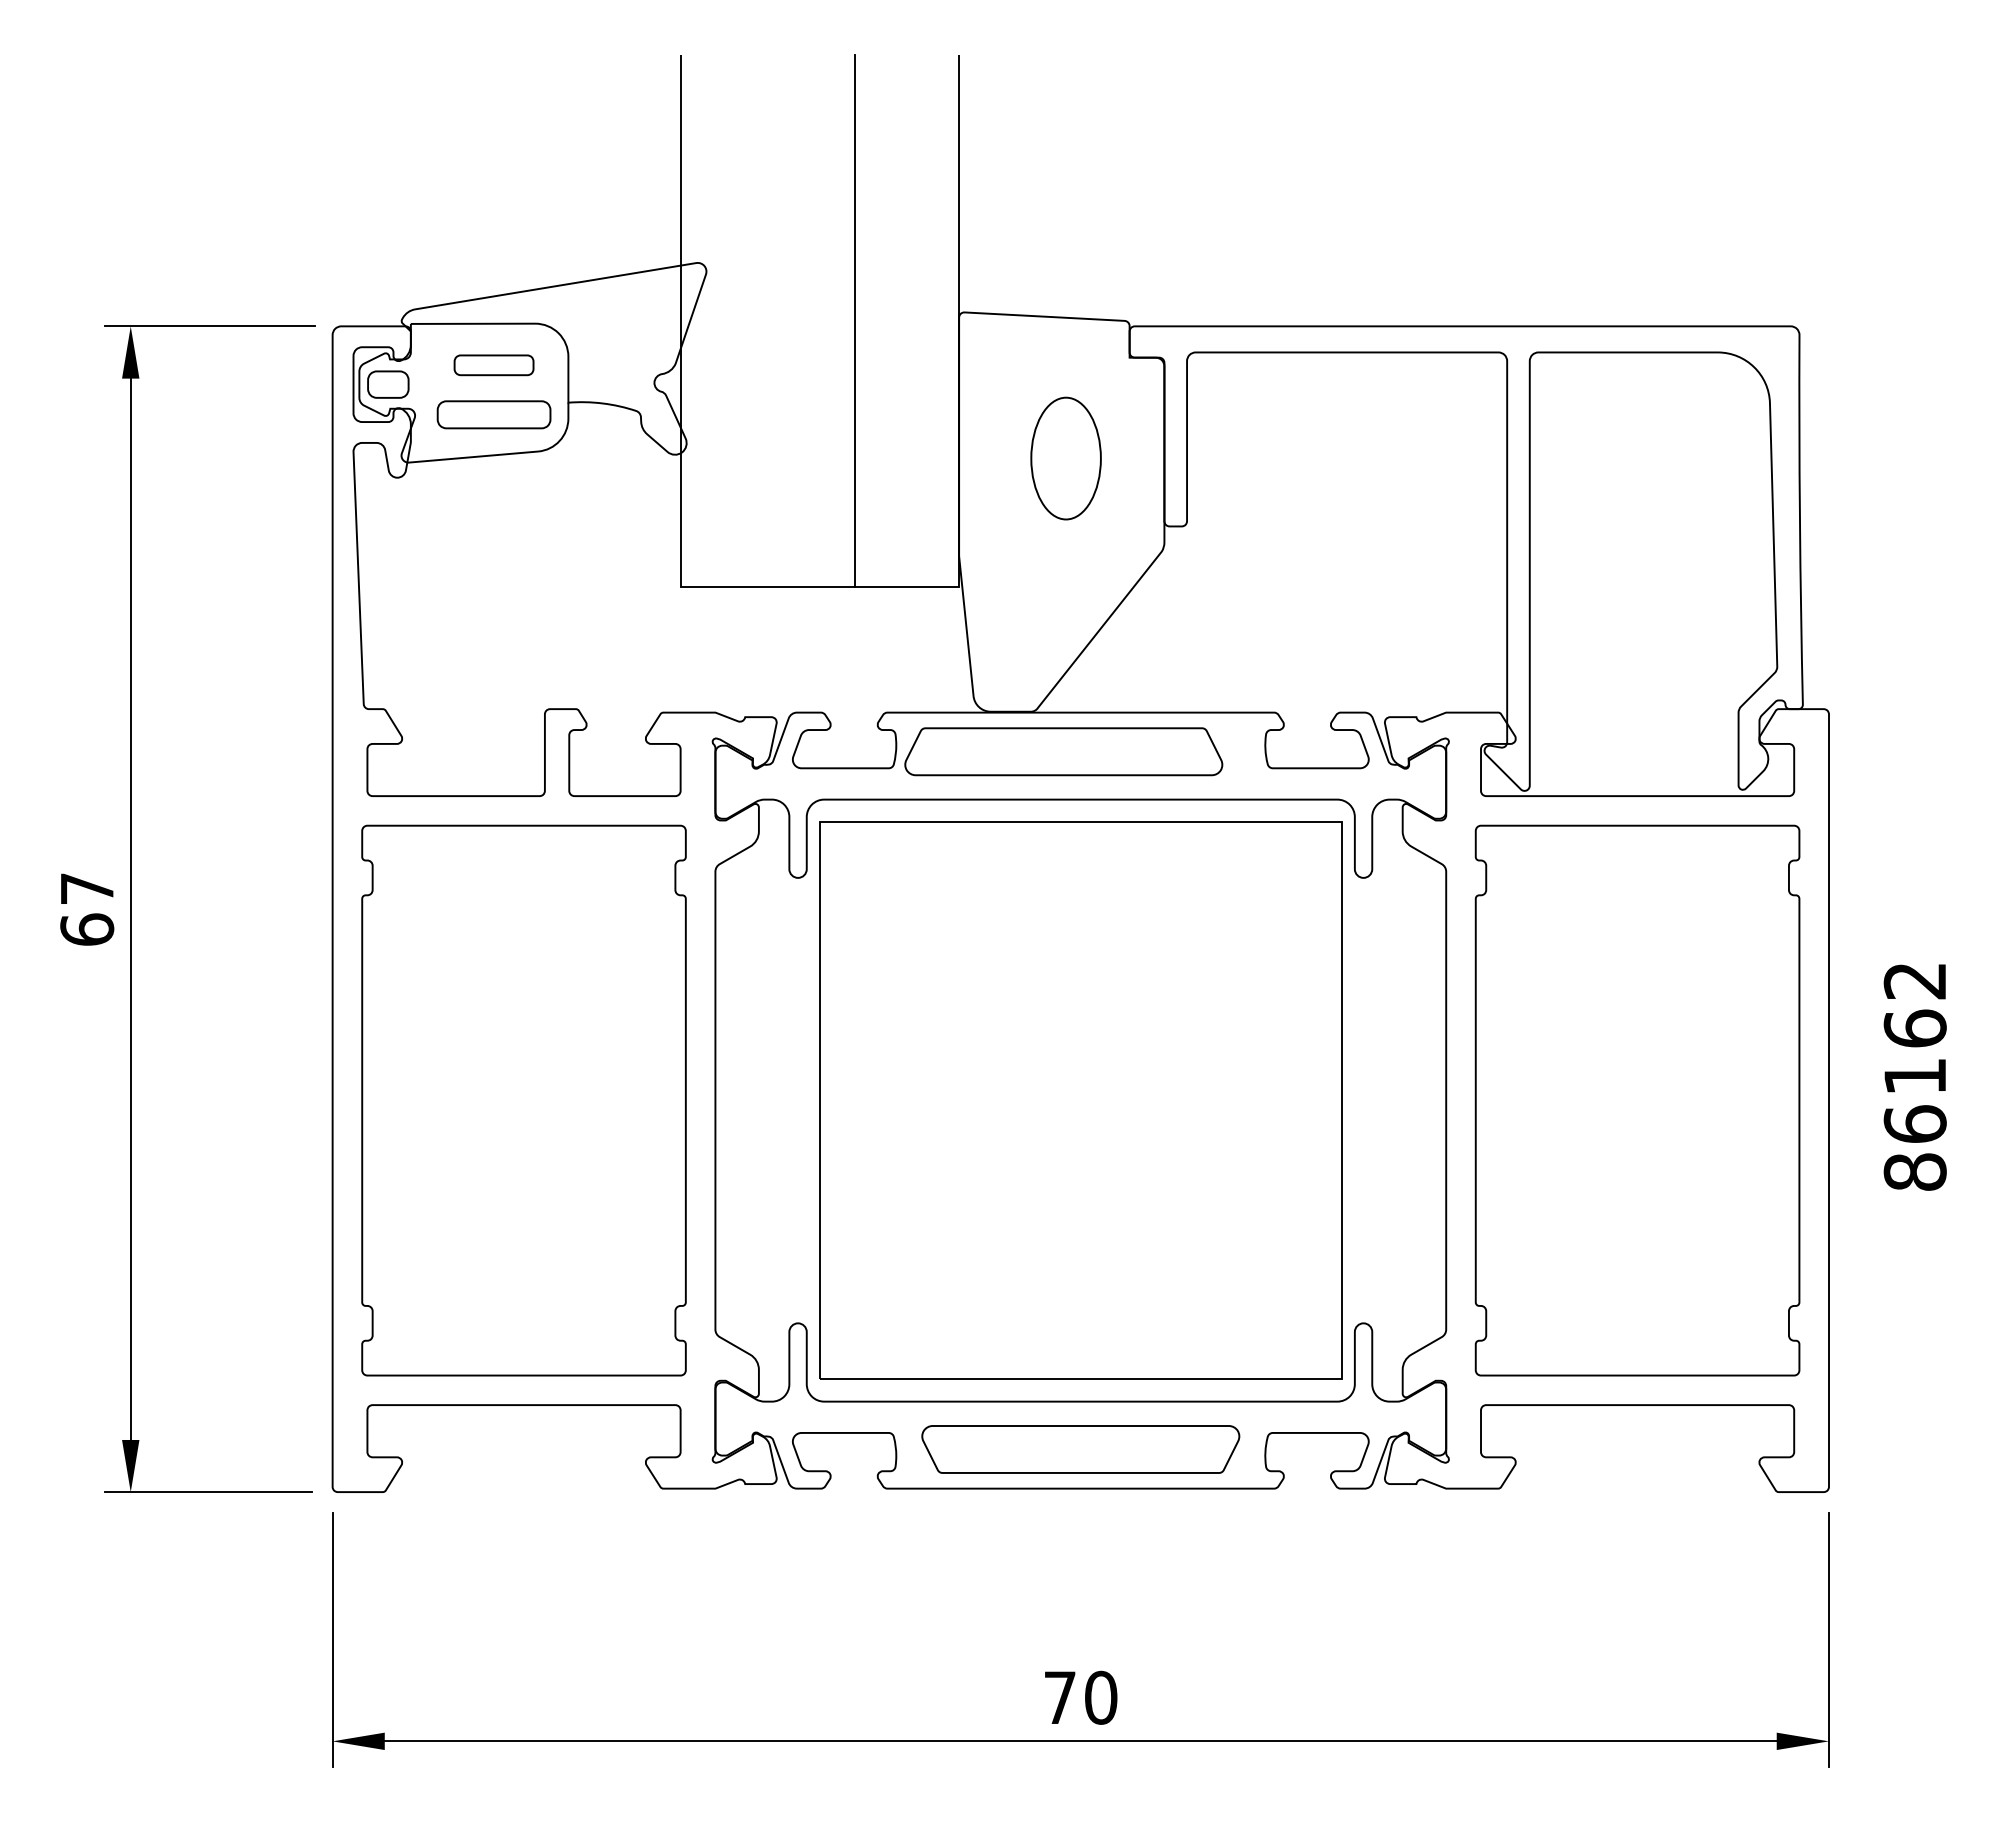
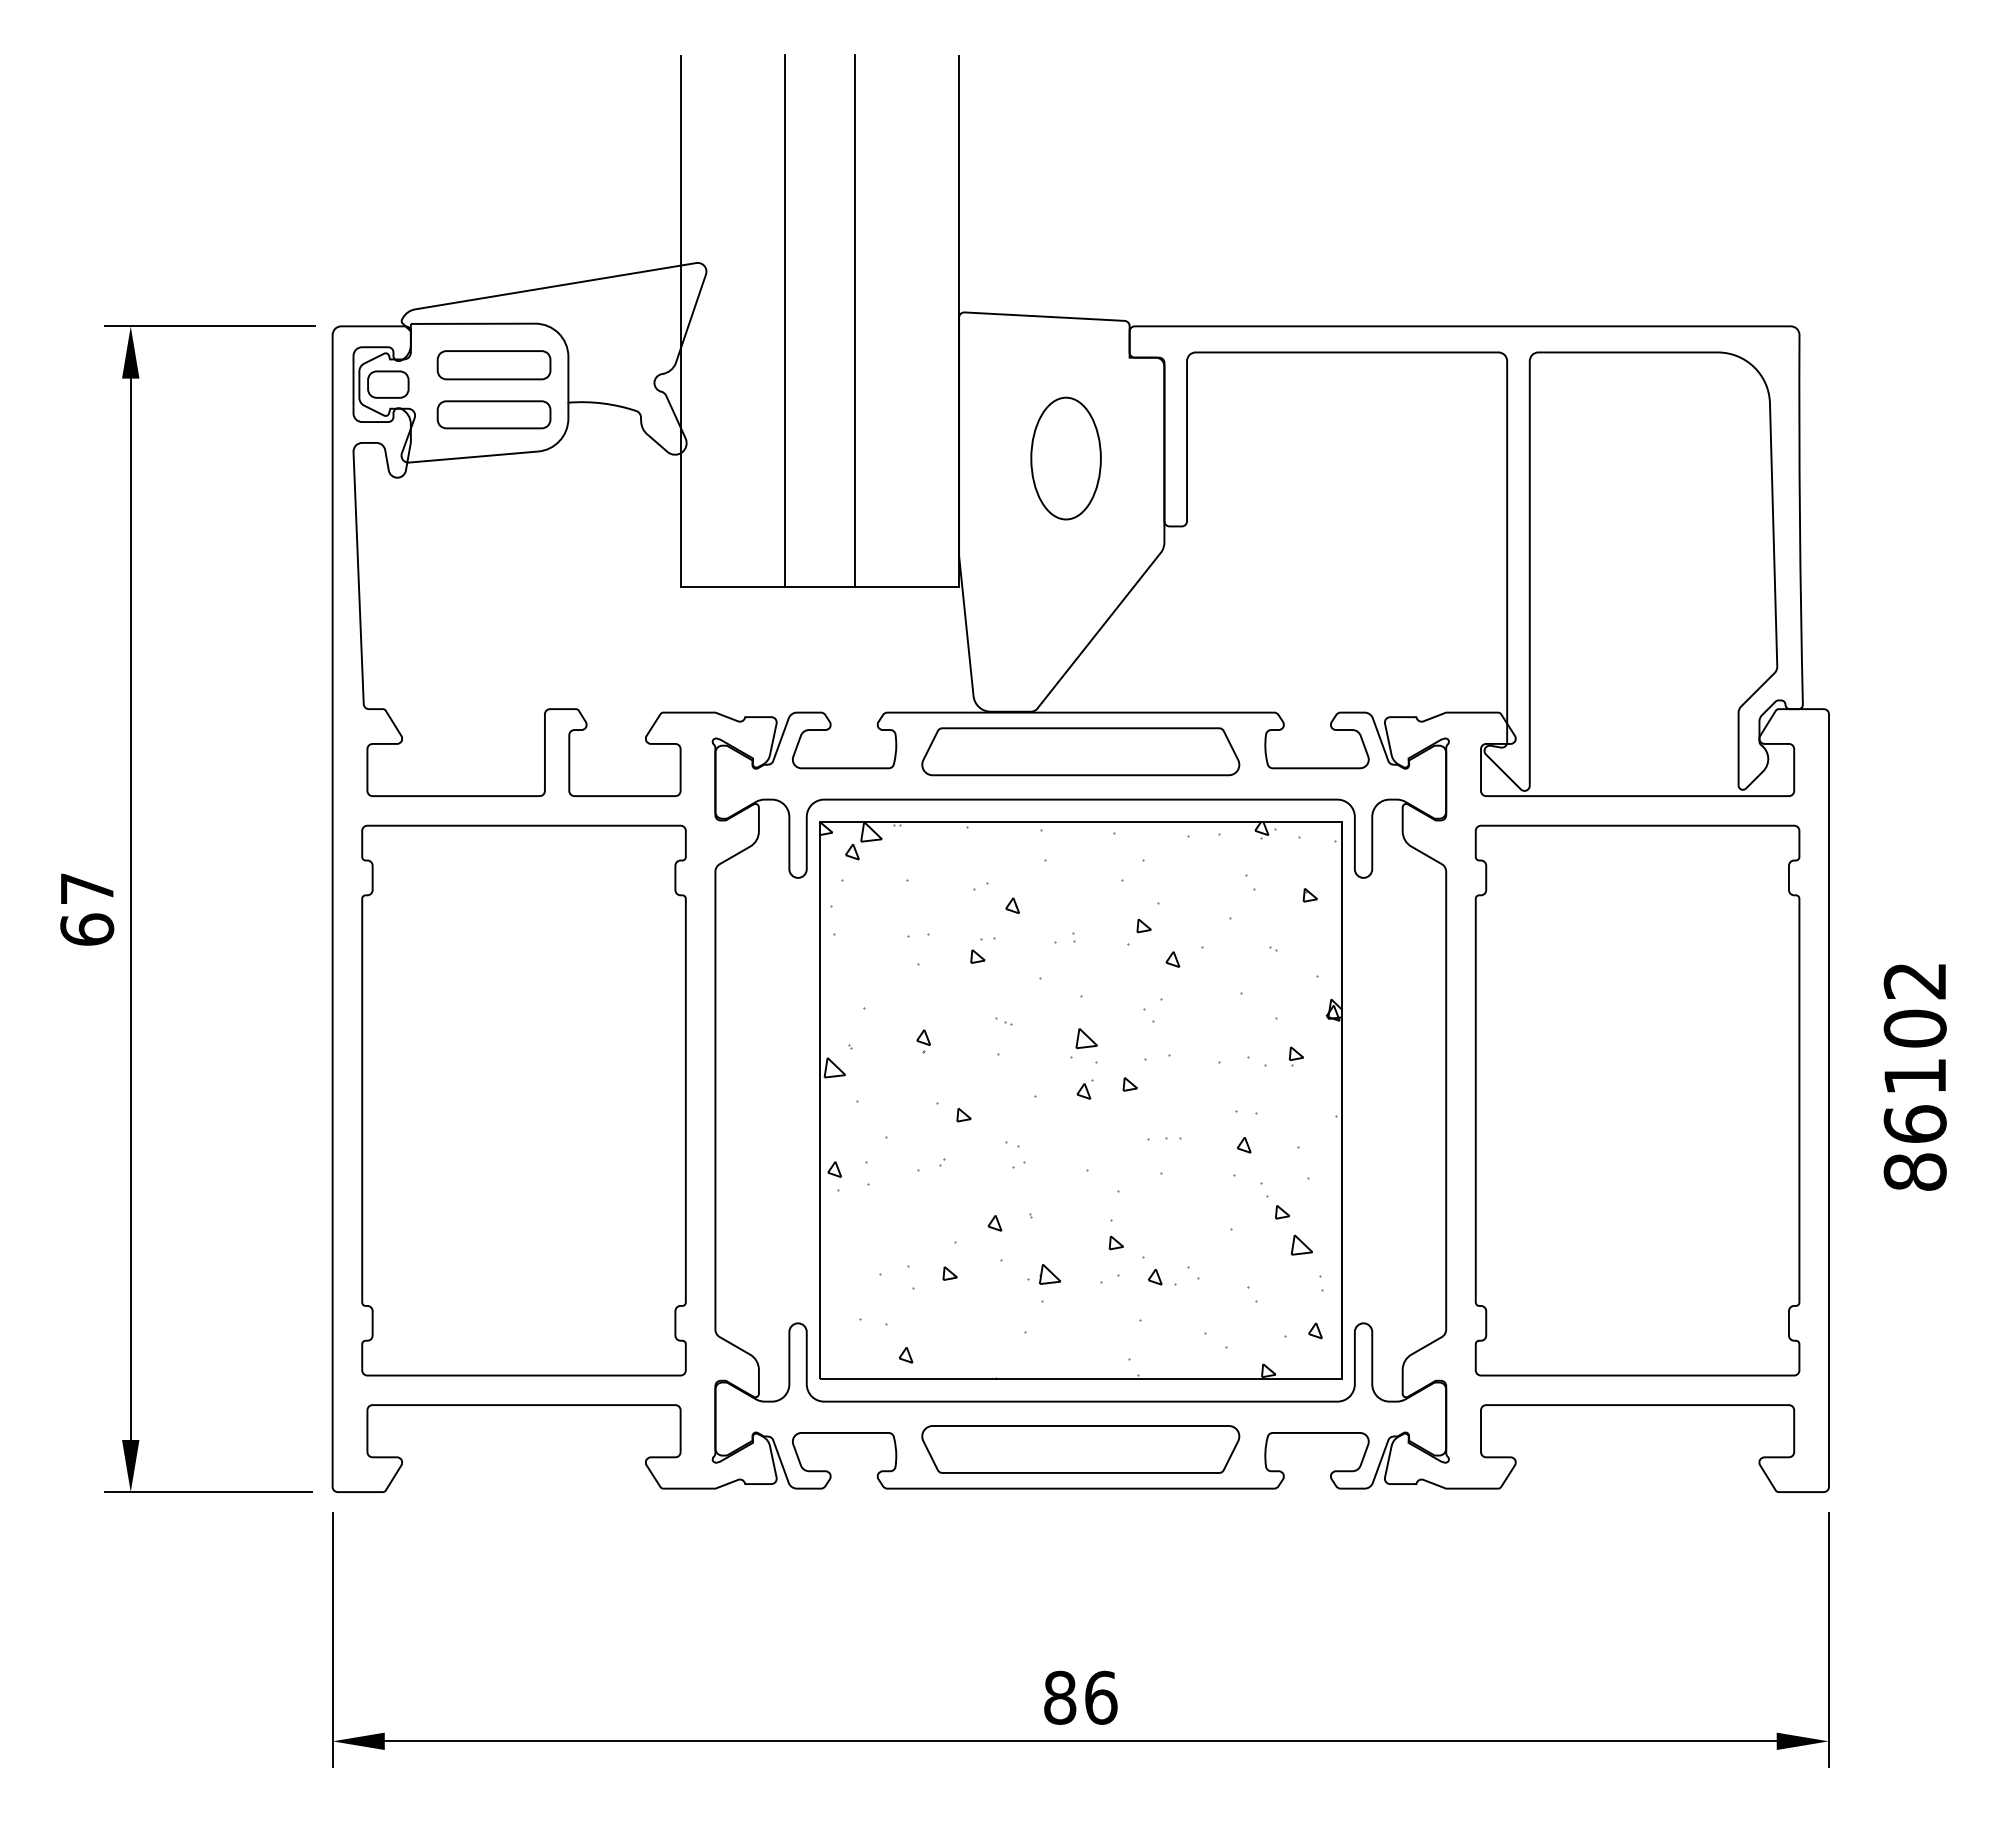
line: none -> present (785, 320)
part size: 82x23 px -> 116x31 px (493, 365)
curve position: (1063, 729) -> (1080, 729) (1080, 729)
text: 86162 -> 86102 (1914, 1028)
hatch: none -> present (1080, 1100)
text: 70 -> 86 (1080, 1697)
